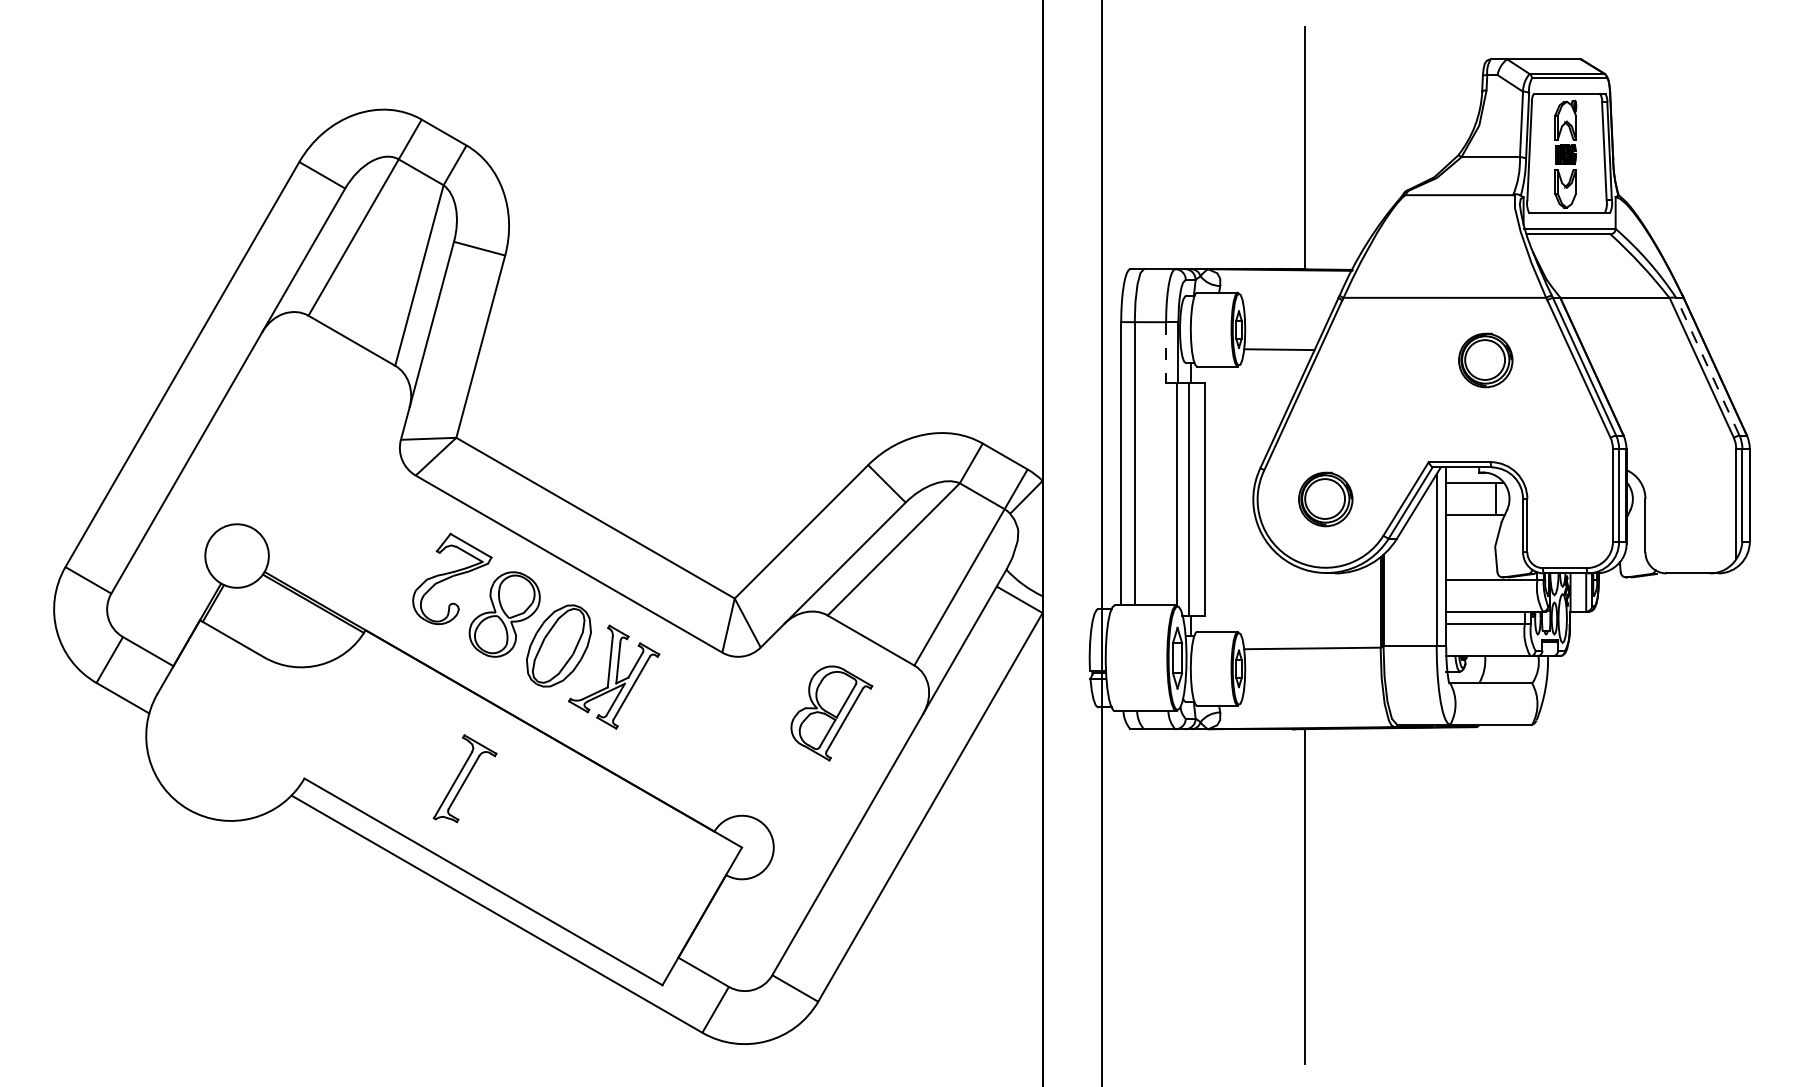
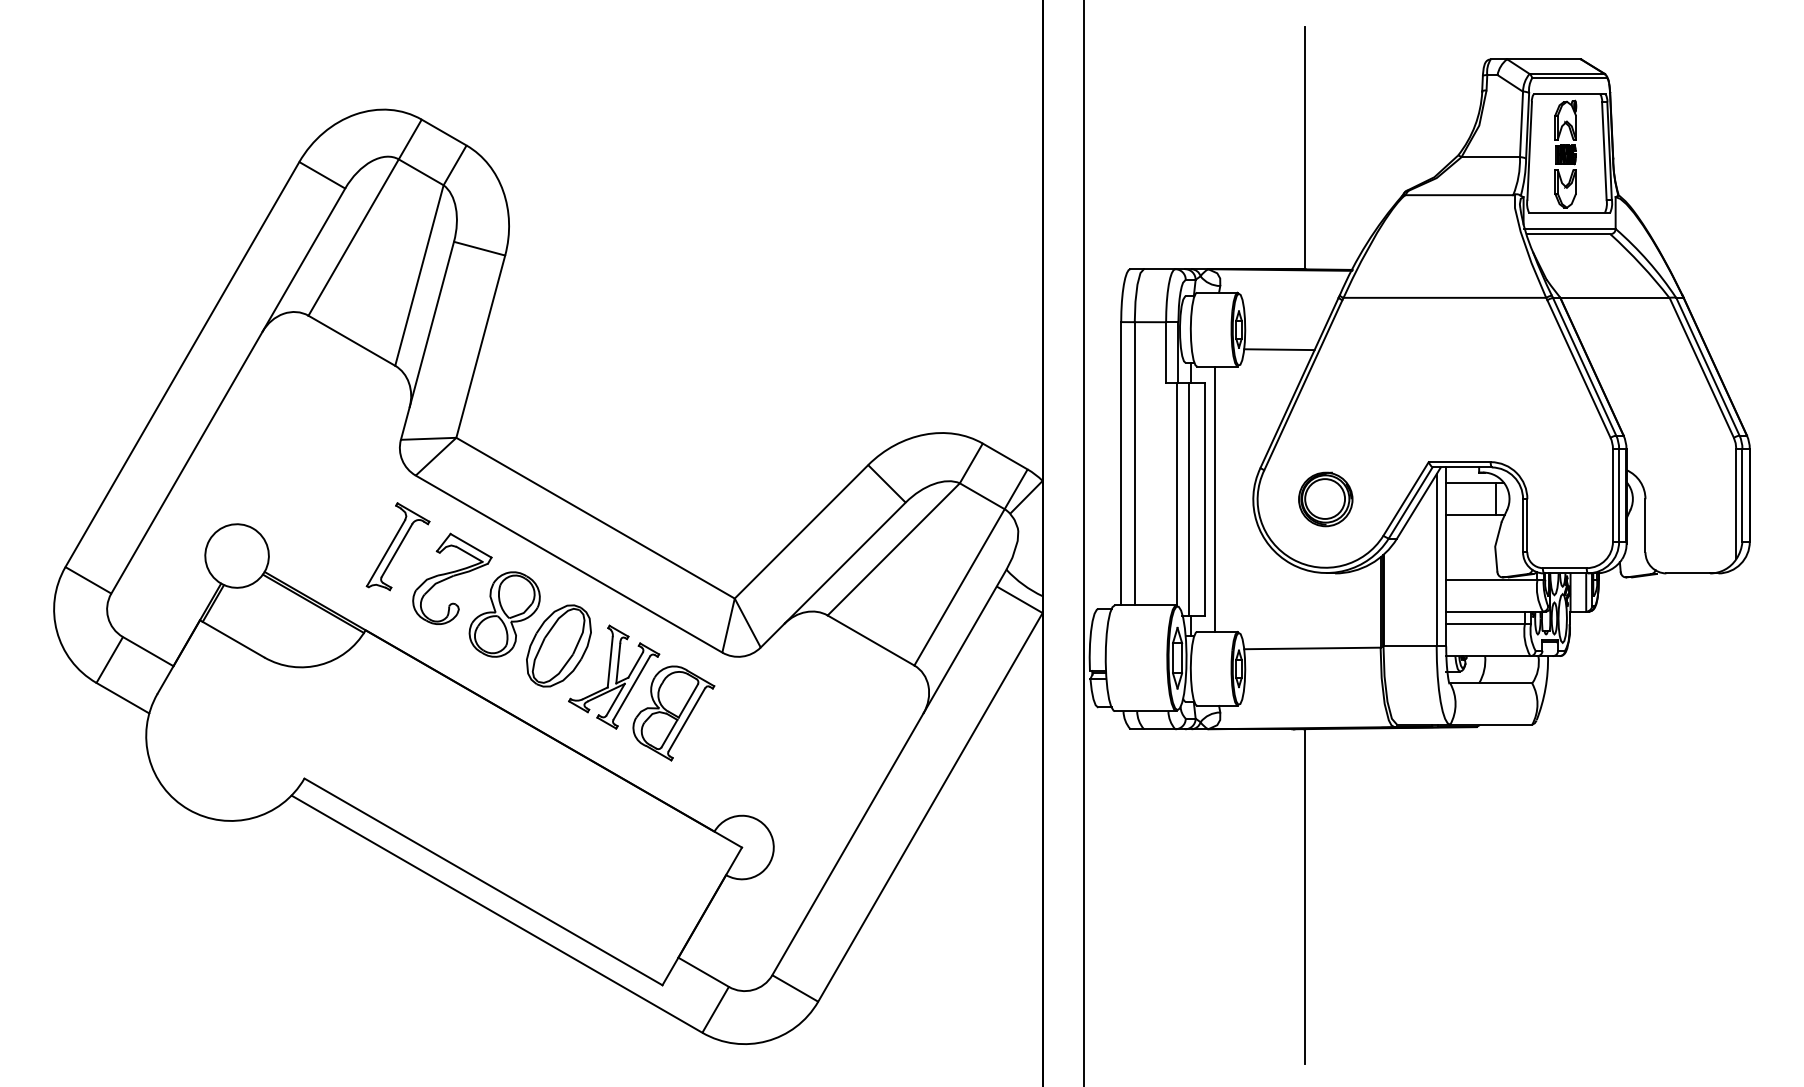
line: dashed -> solid (1166, 352)
part: present -> none (1485, 360)
line: dashed -> solid (1707, 366)
line: none -> present (1214, 498)
line position: (1102, 542) -> (1084, 542) (1084, 542)
part position: (831, 713) -> (673, 713) (673, 713)
part position: (464, 778) -> (397, 546) (397, 546)
